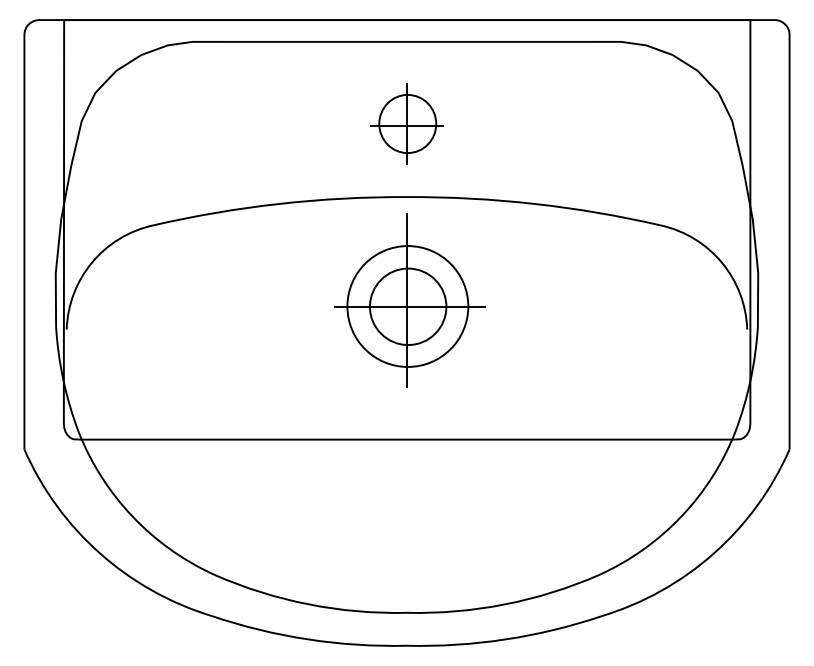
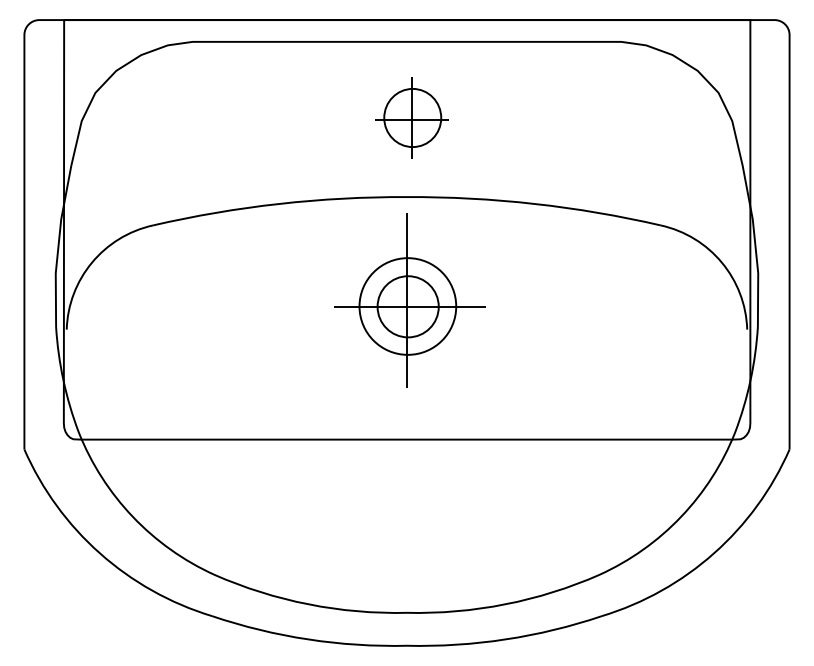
part position: (406, 123) -> (411, 117) (411, 117)
circle diameter: 121 px -> 97 px (407, 306)
circle diameter: 76 px -> 61 px (407, 306)
